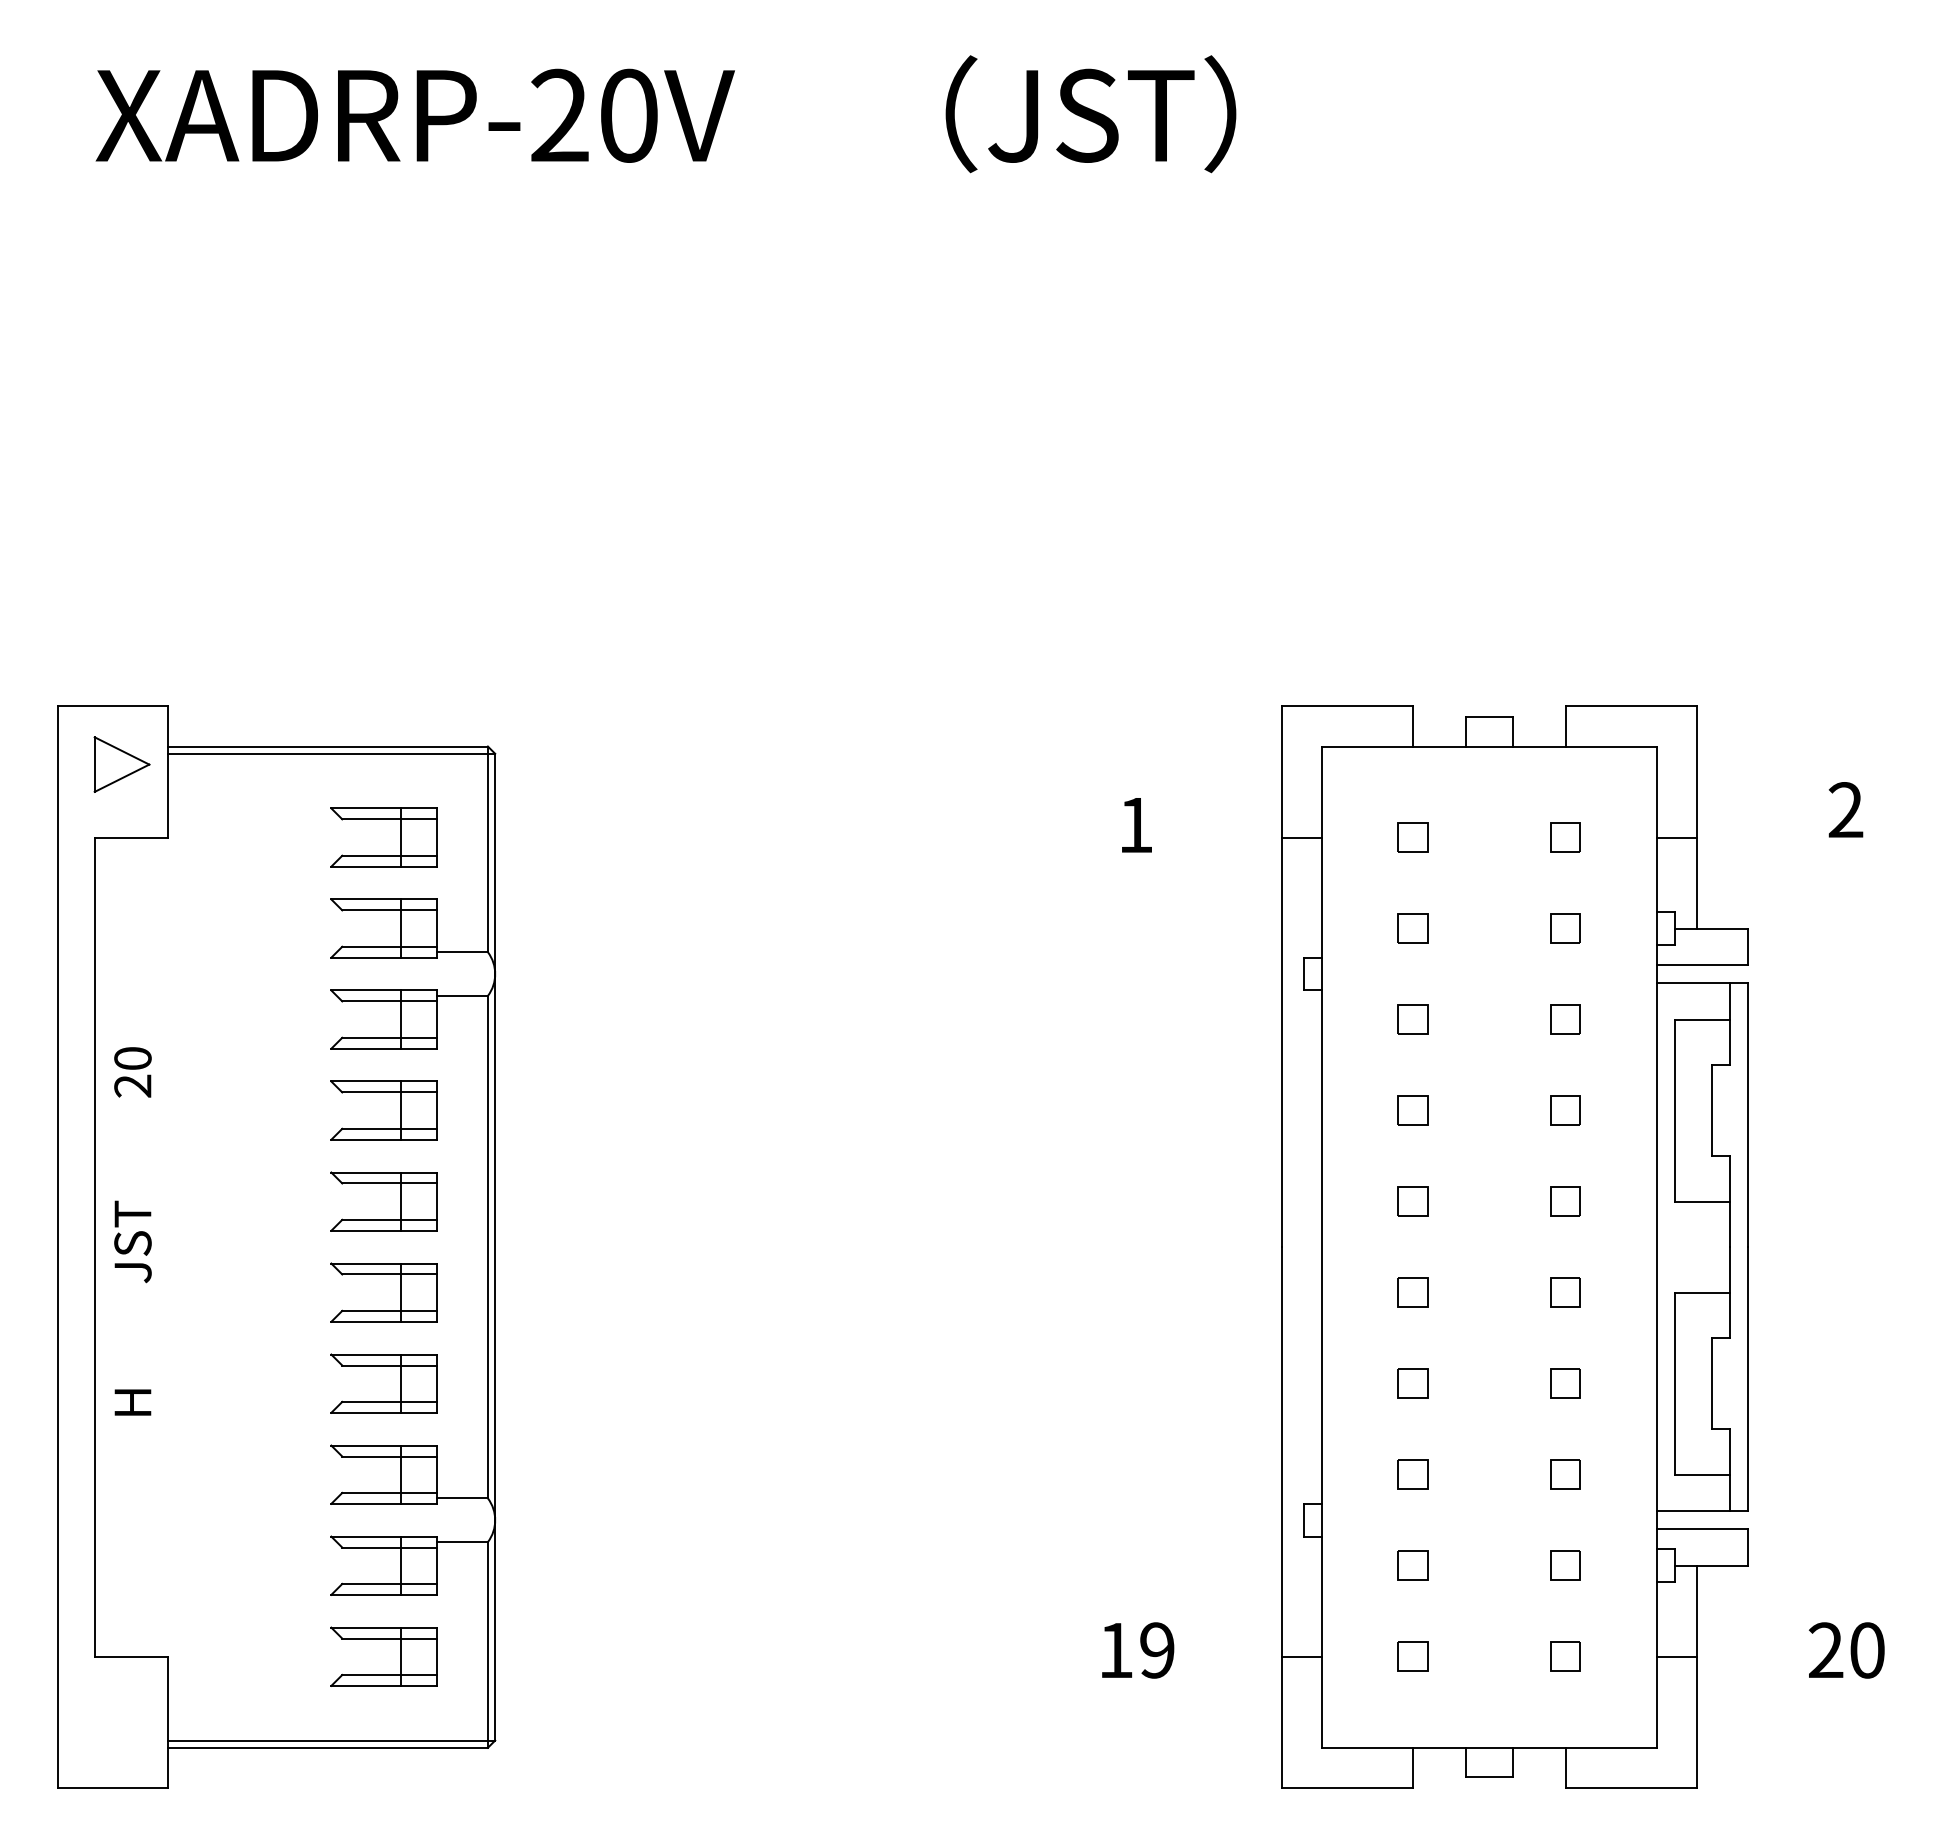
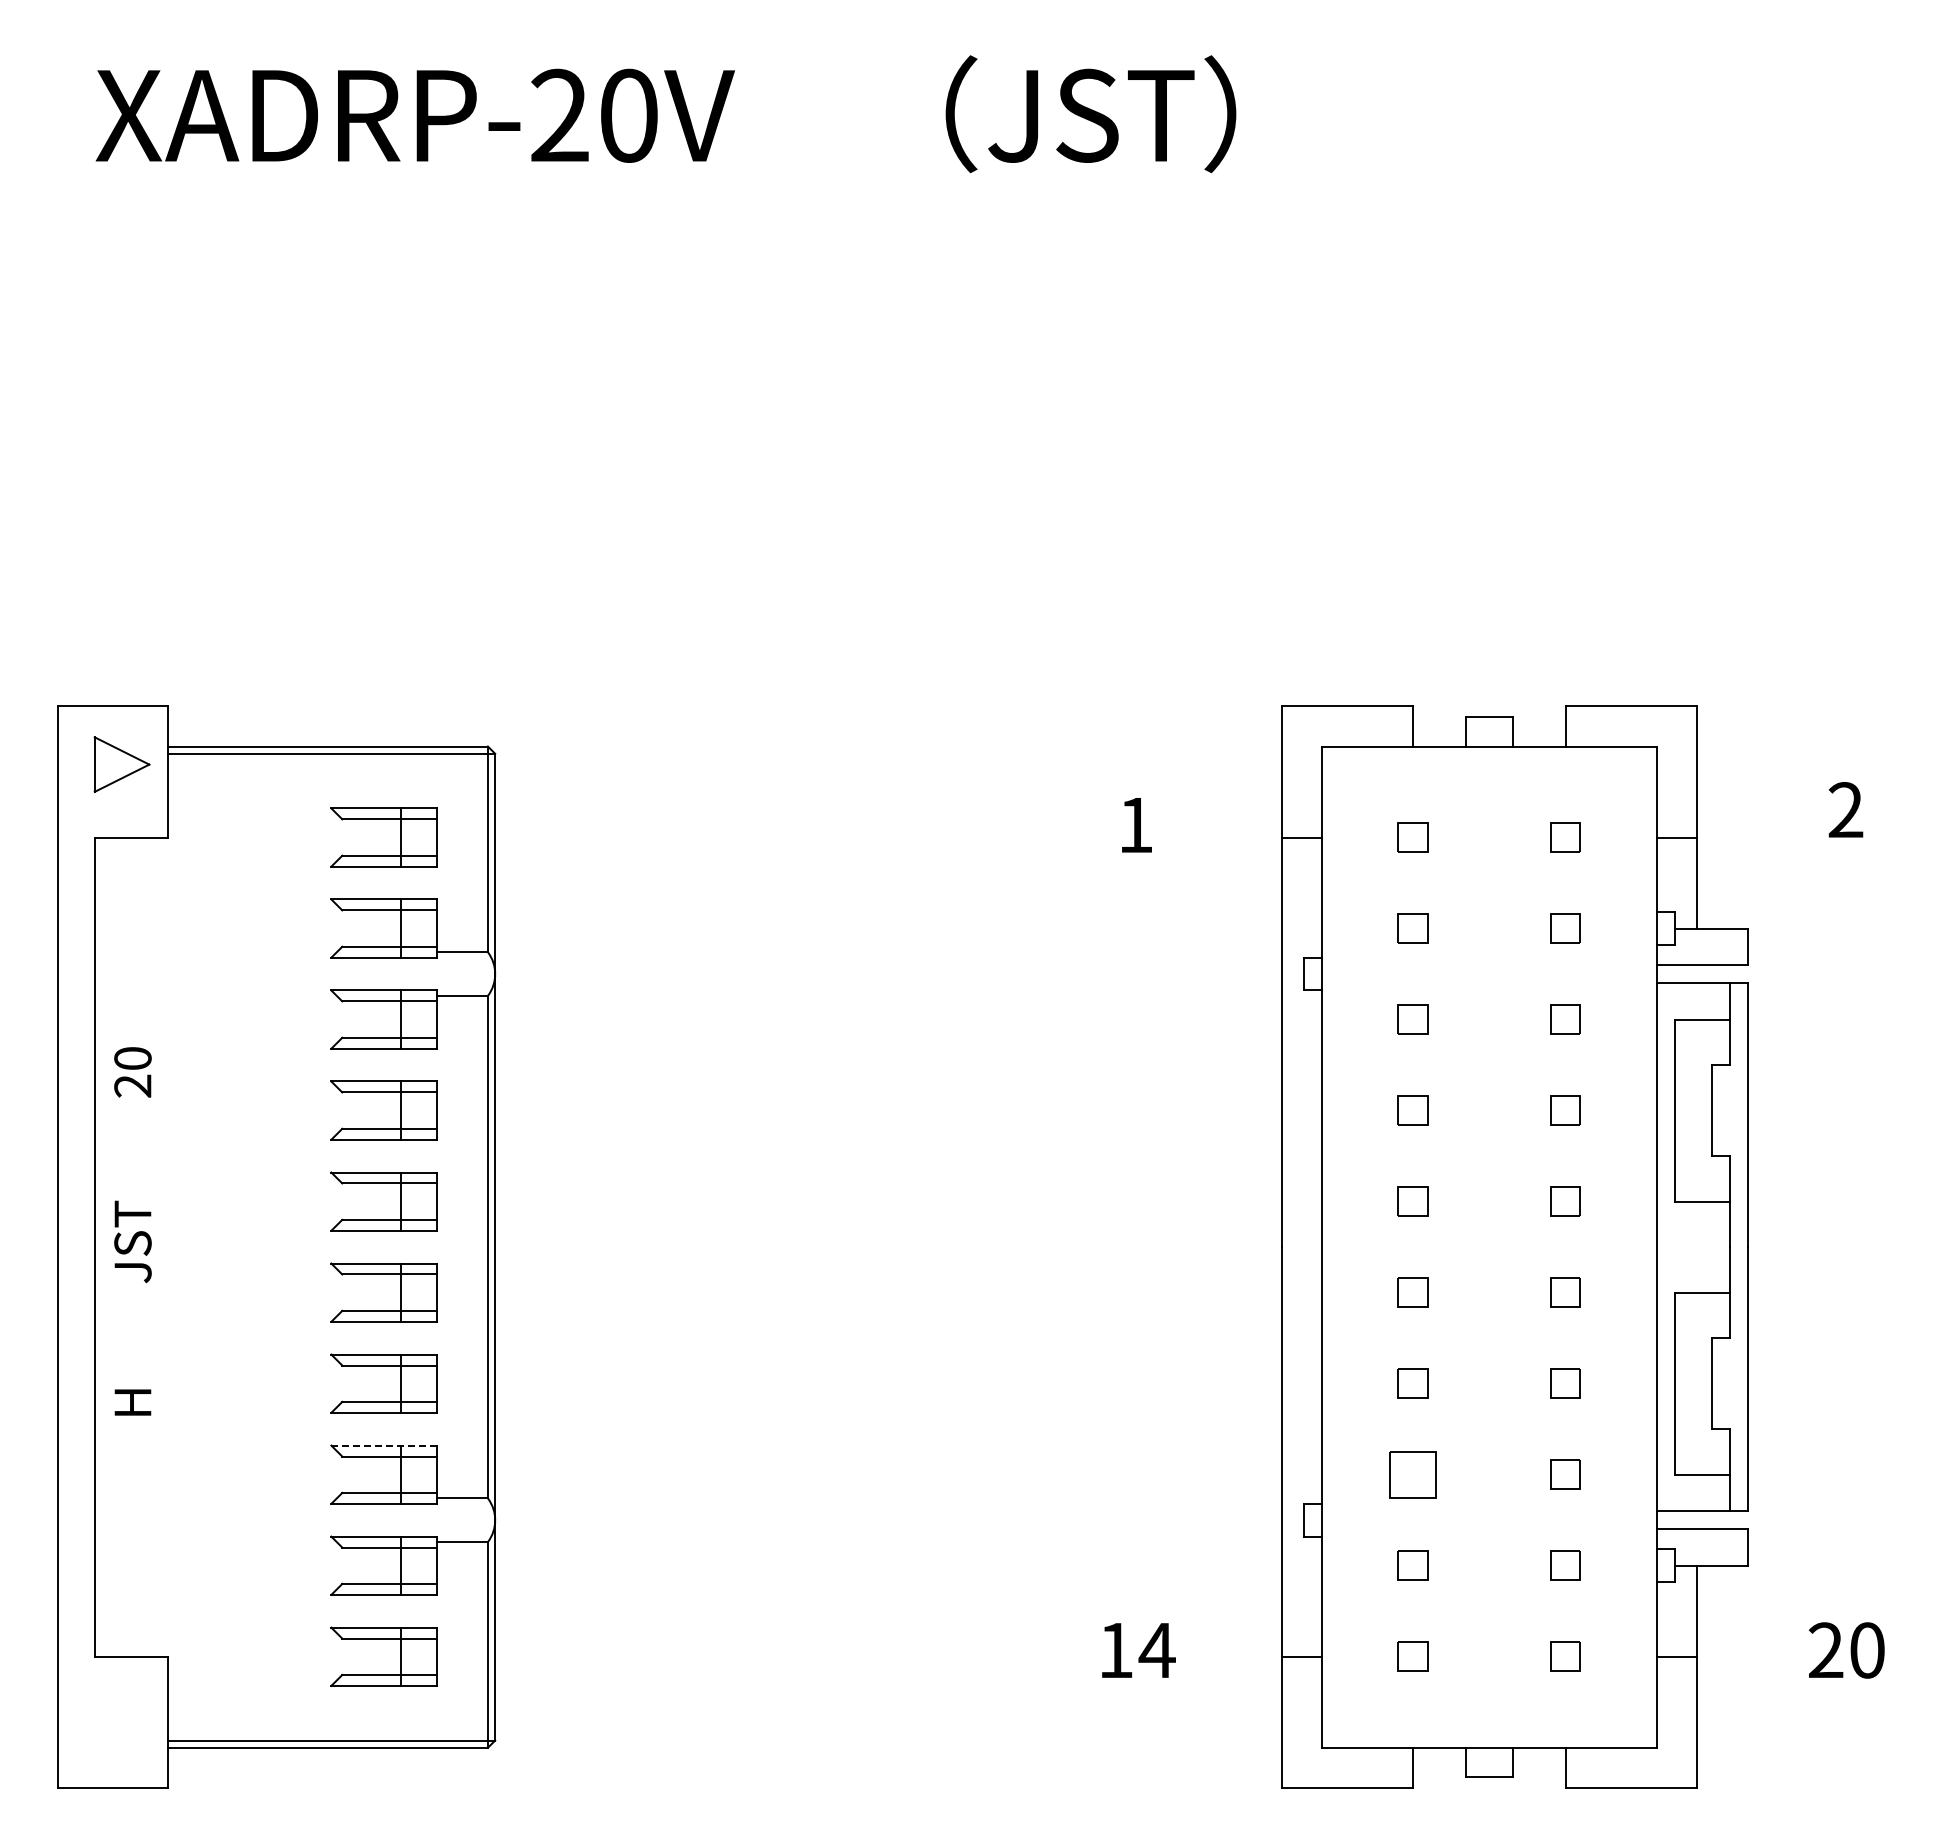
line: solid -> dashed (384, 1445)
part size: 32x31 px -> 48x48 px (1412, 1474)
text: 19 -> 14 (1156, 1650)
